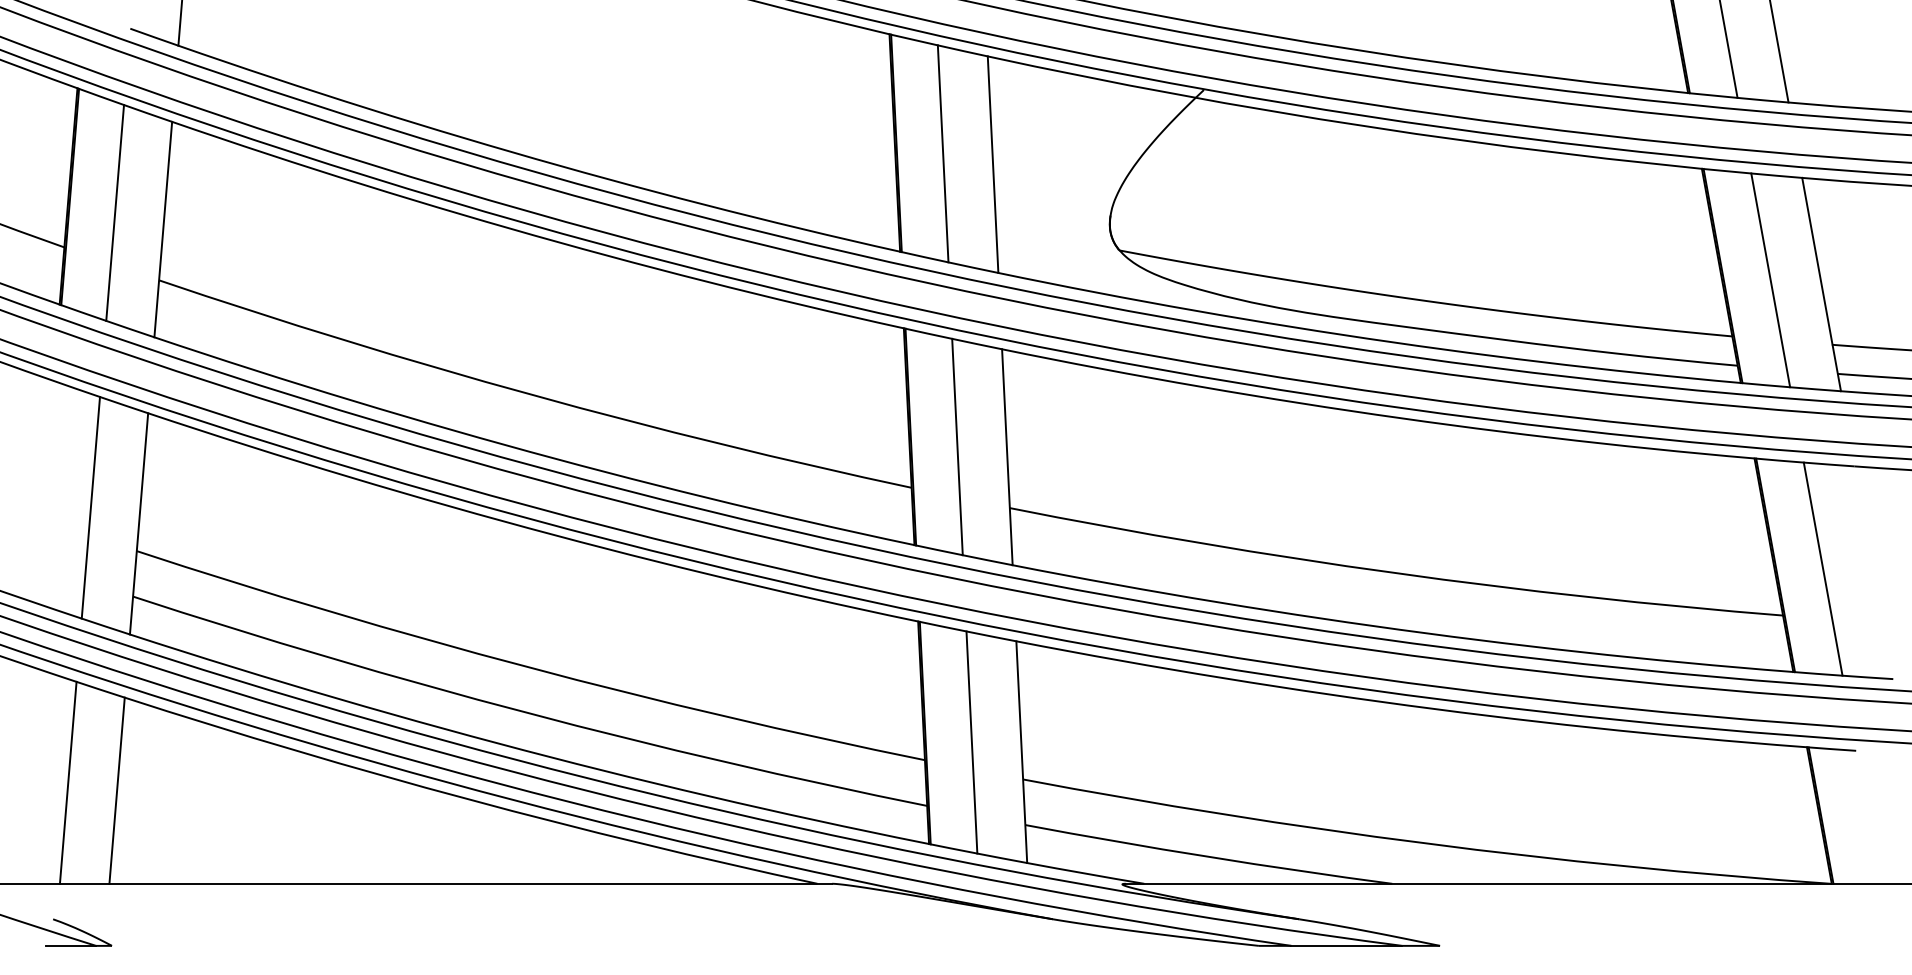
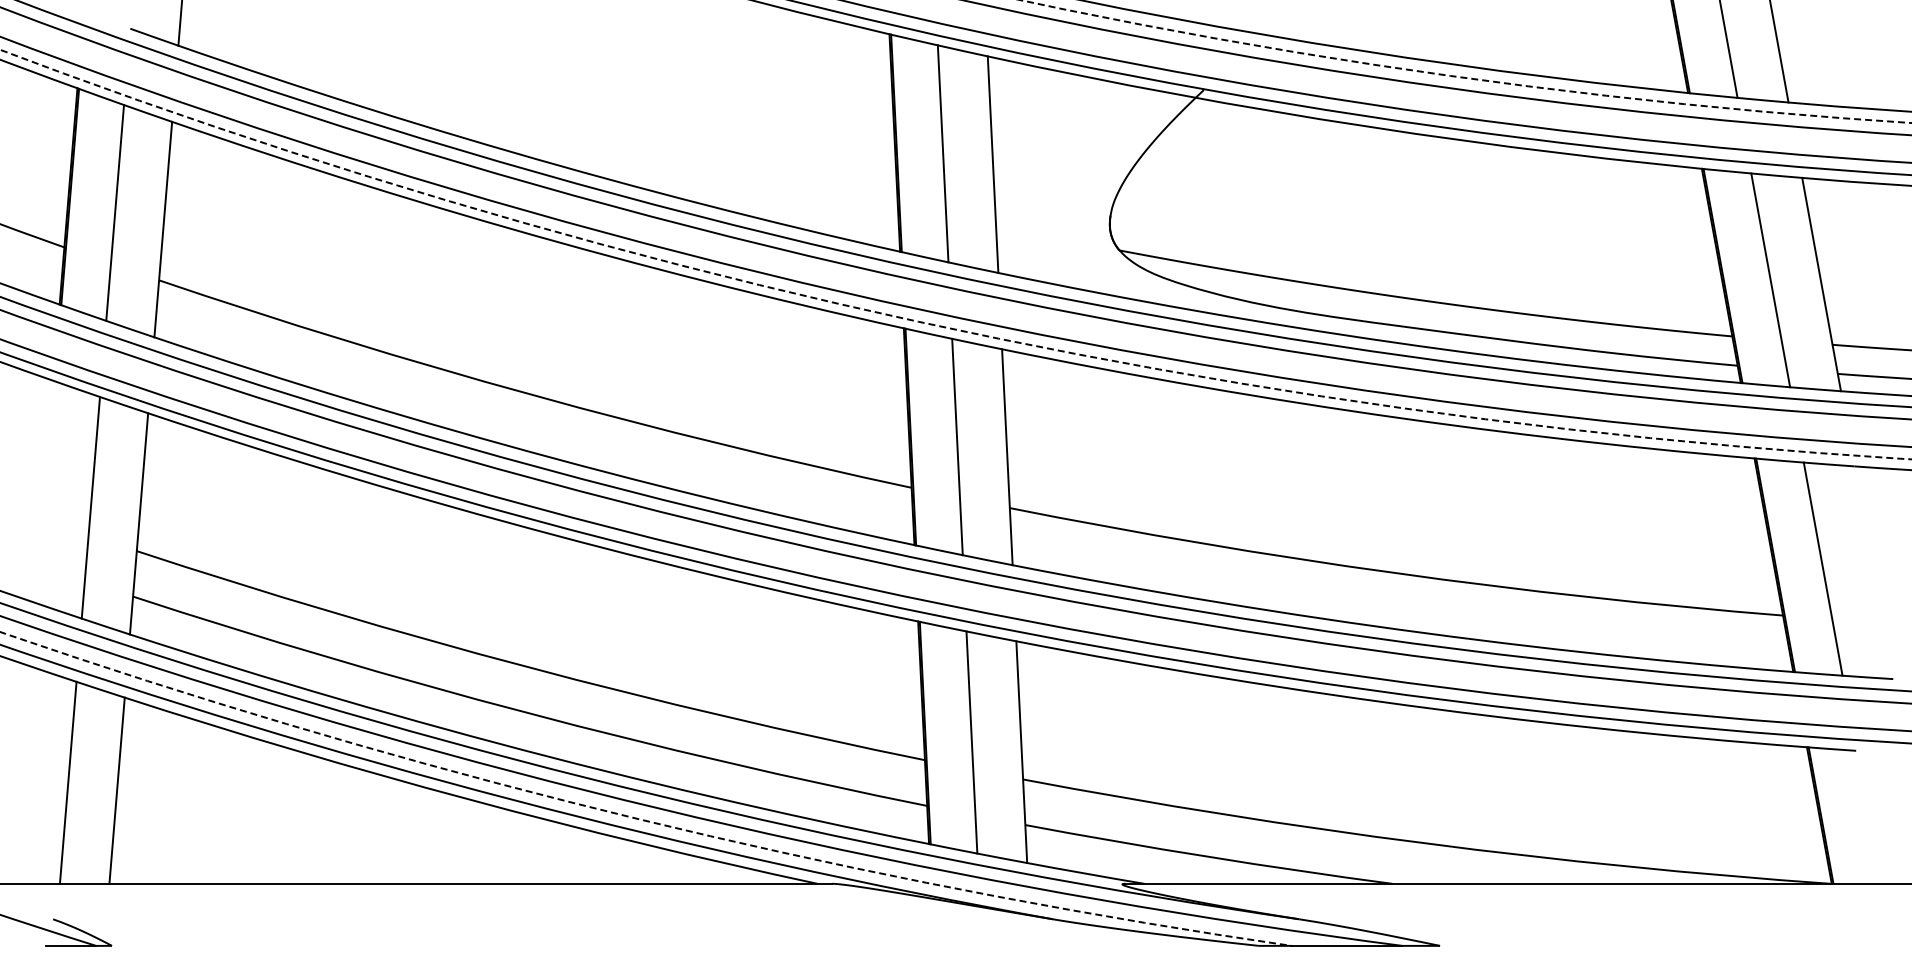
circle: solid -> dashed (1465, 61)
circle: solid -> dashed (955, 254)
arc: solid -> dashed (639, 819)
